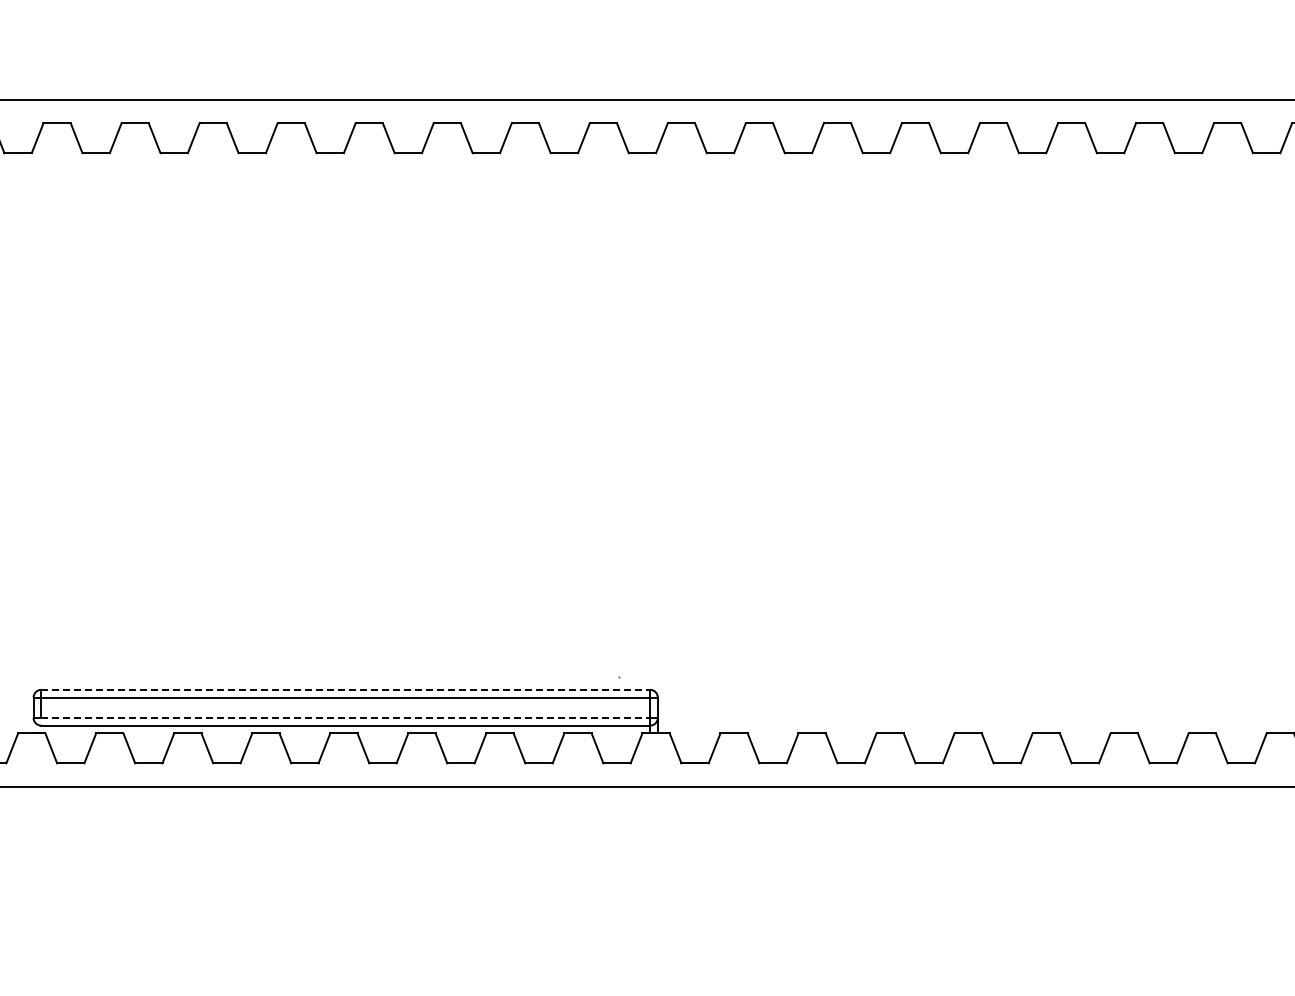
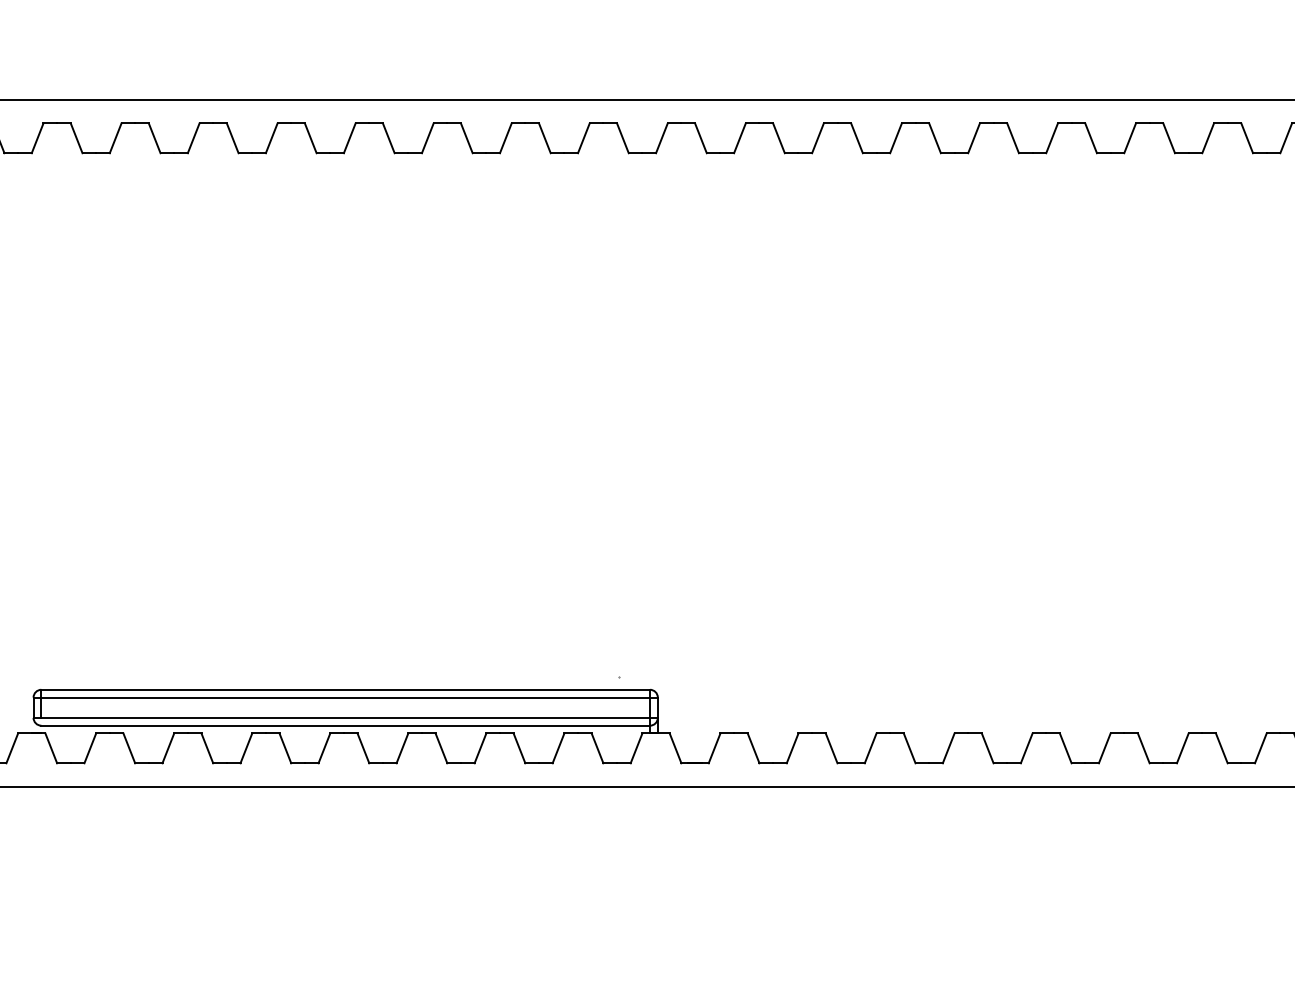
line: dashed -> solid (346, 689)
line: dashed -> solid (346, 717)
